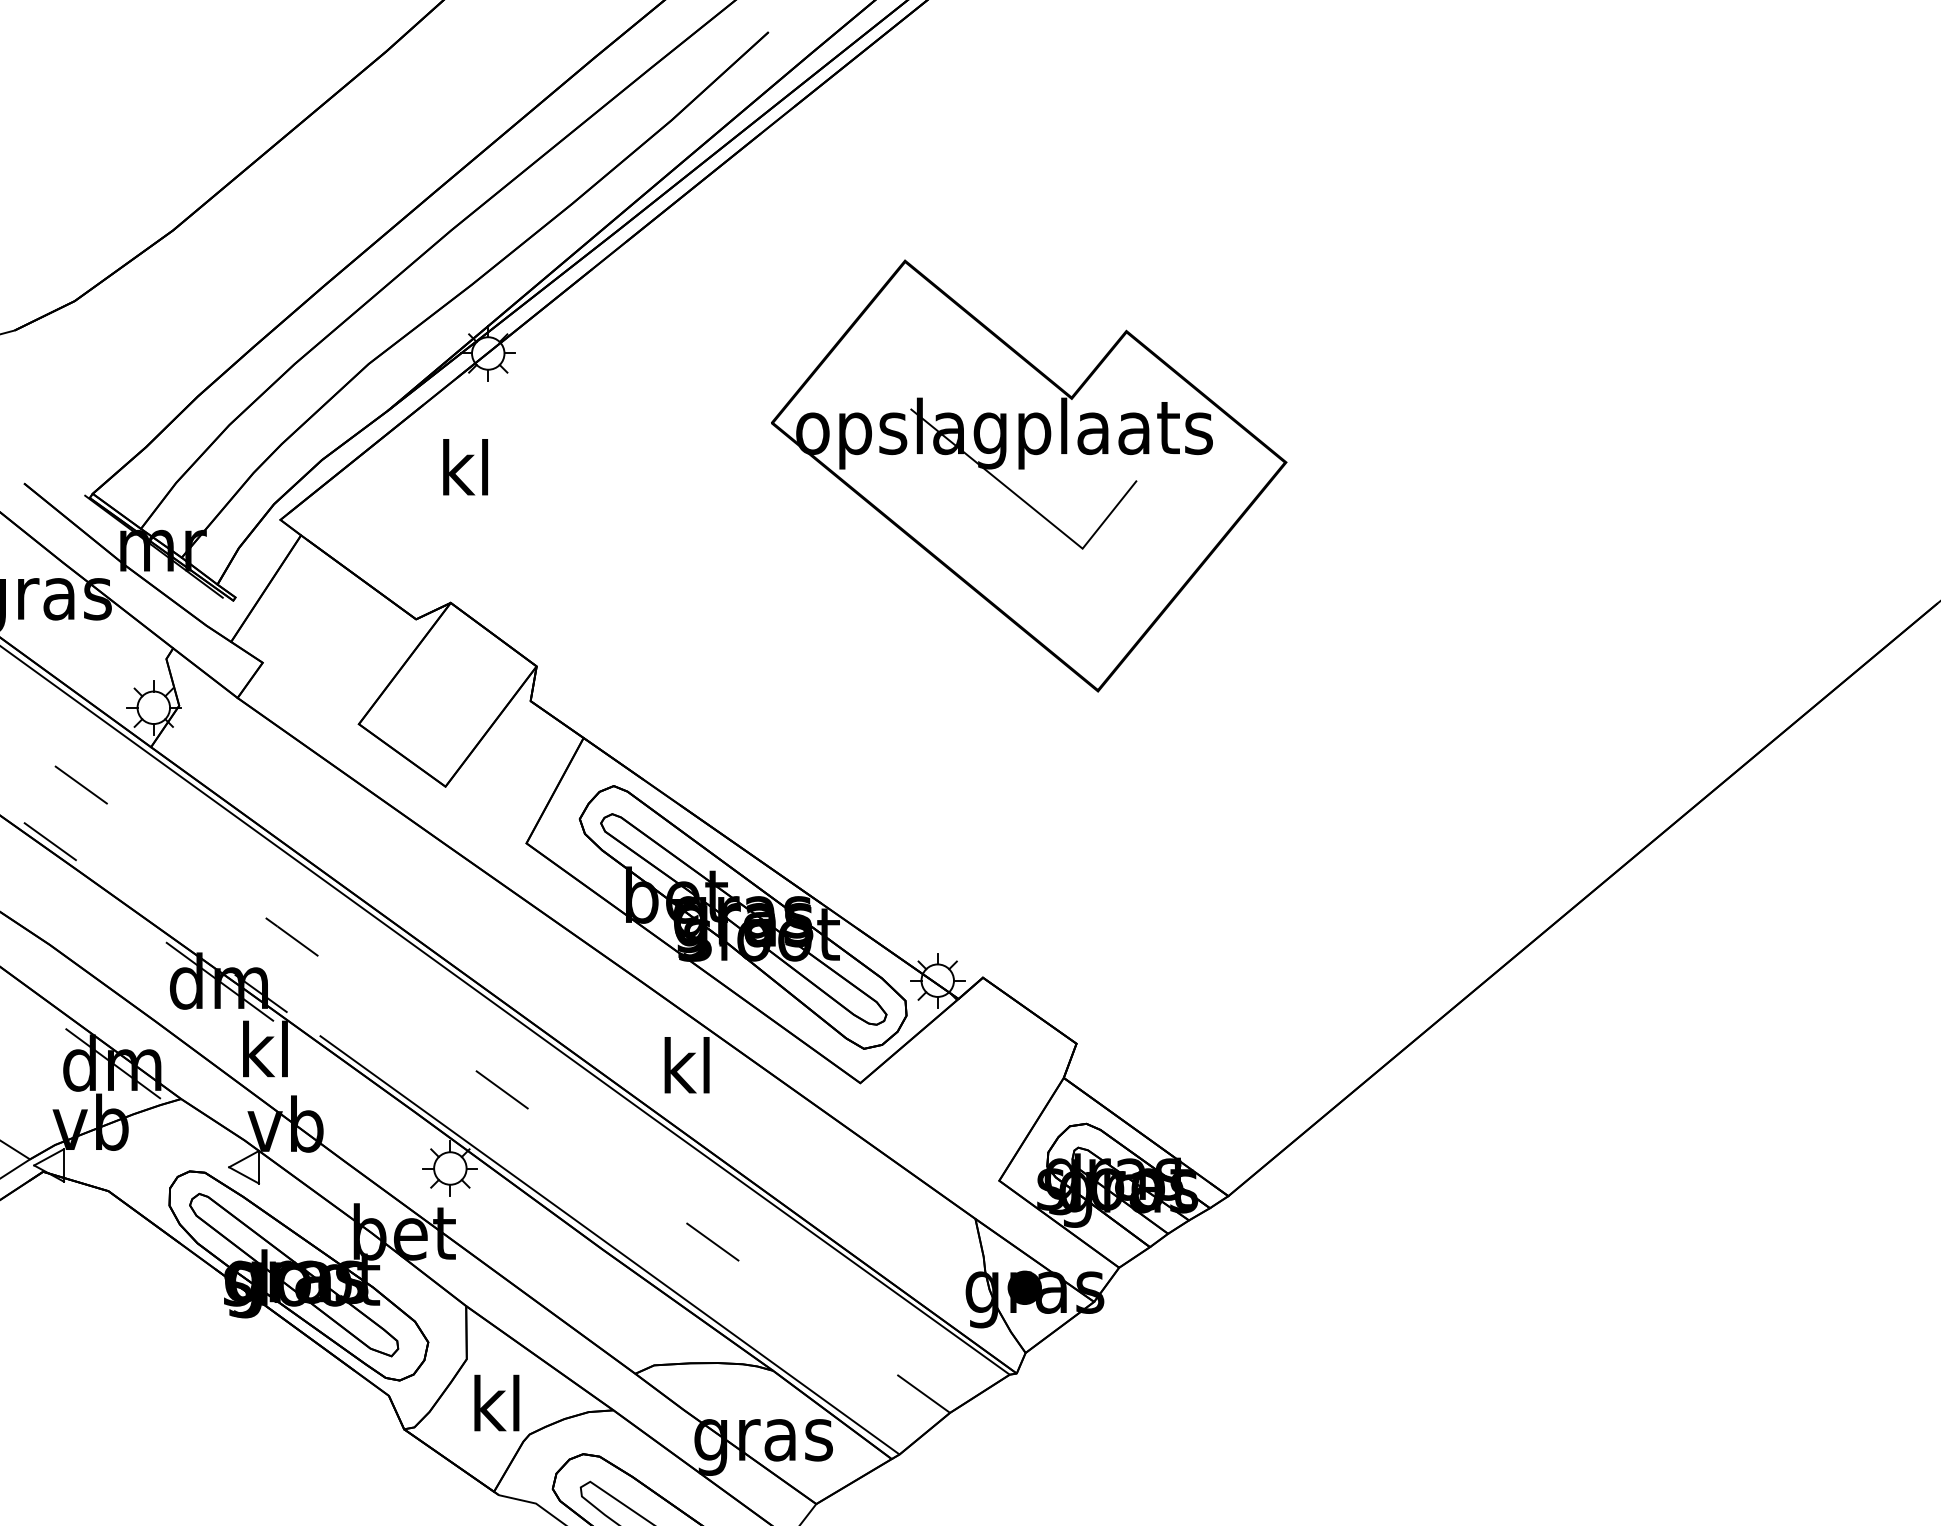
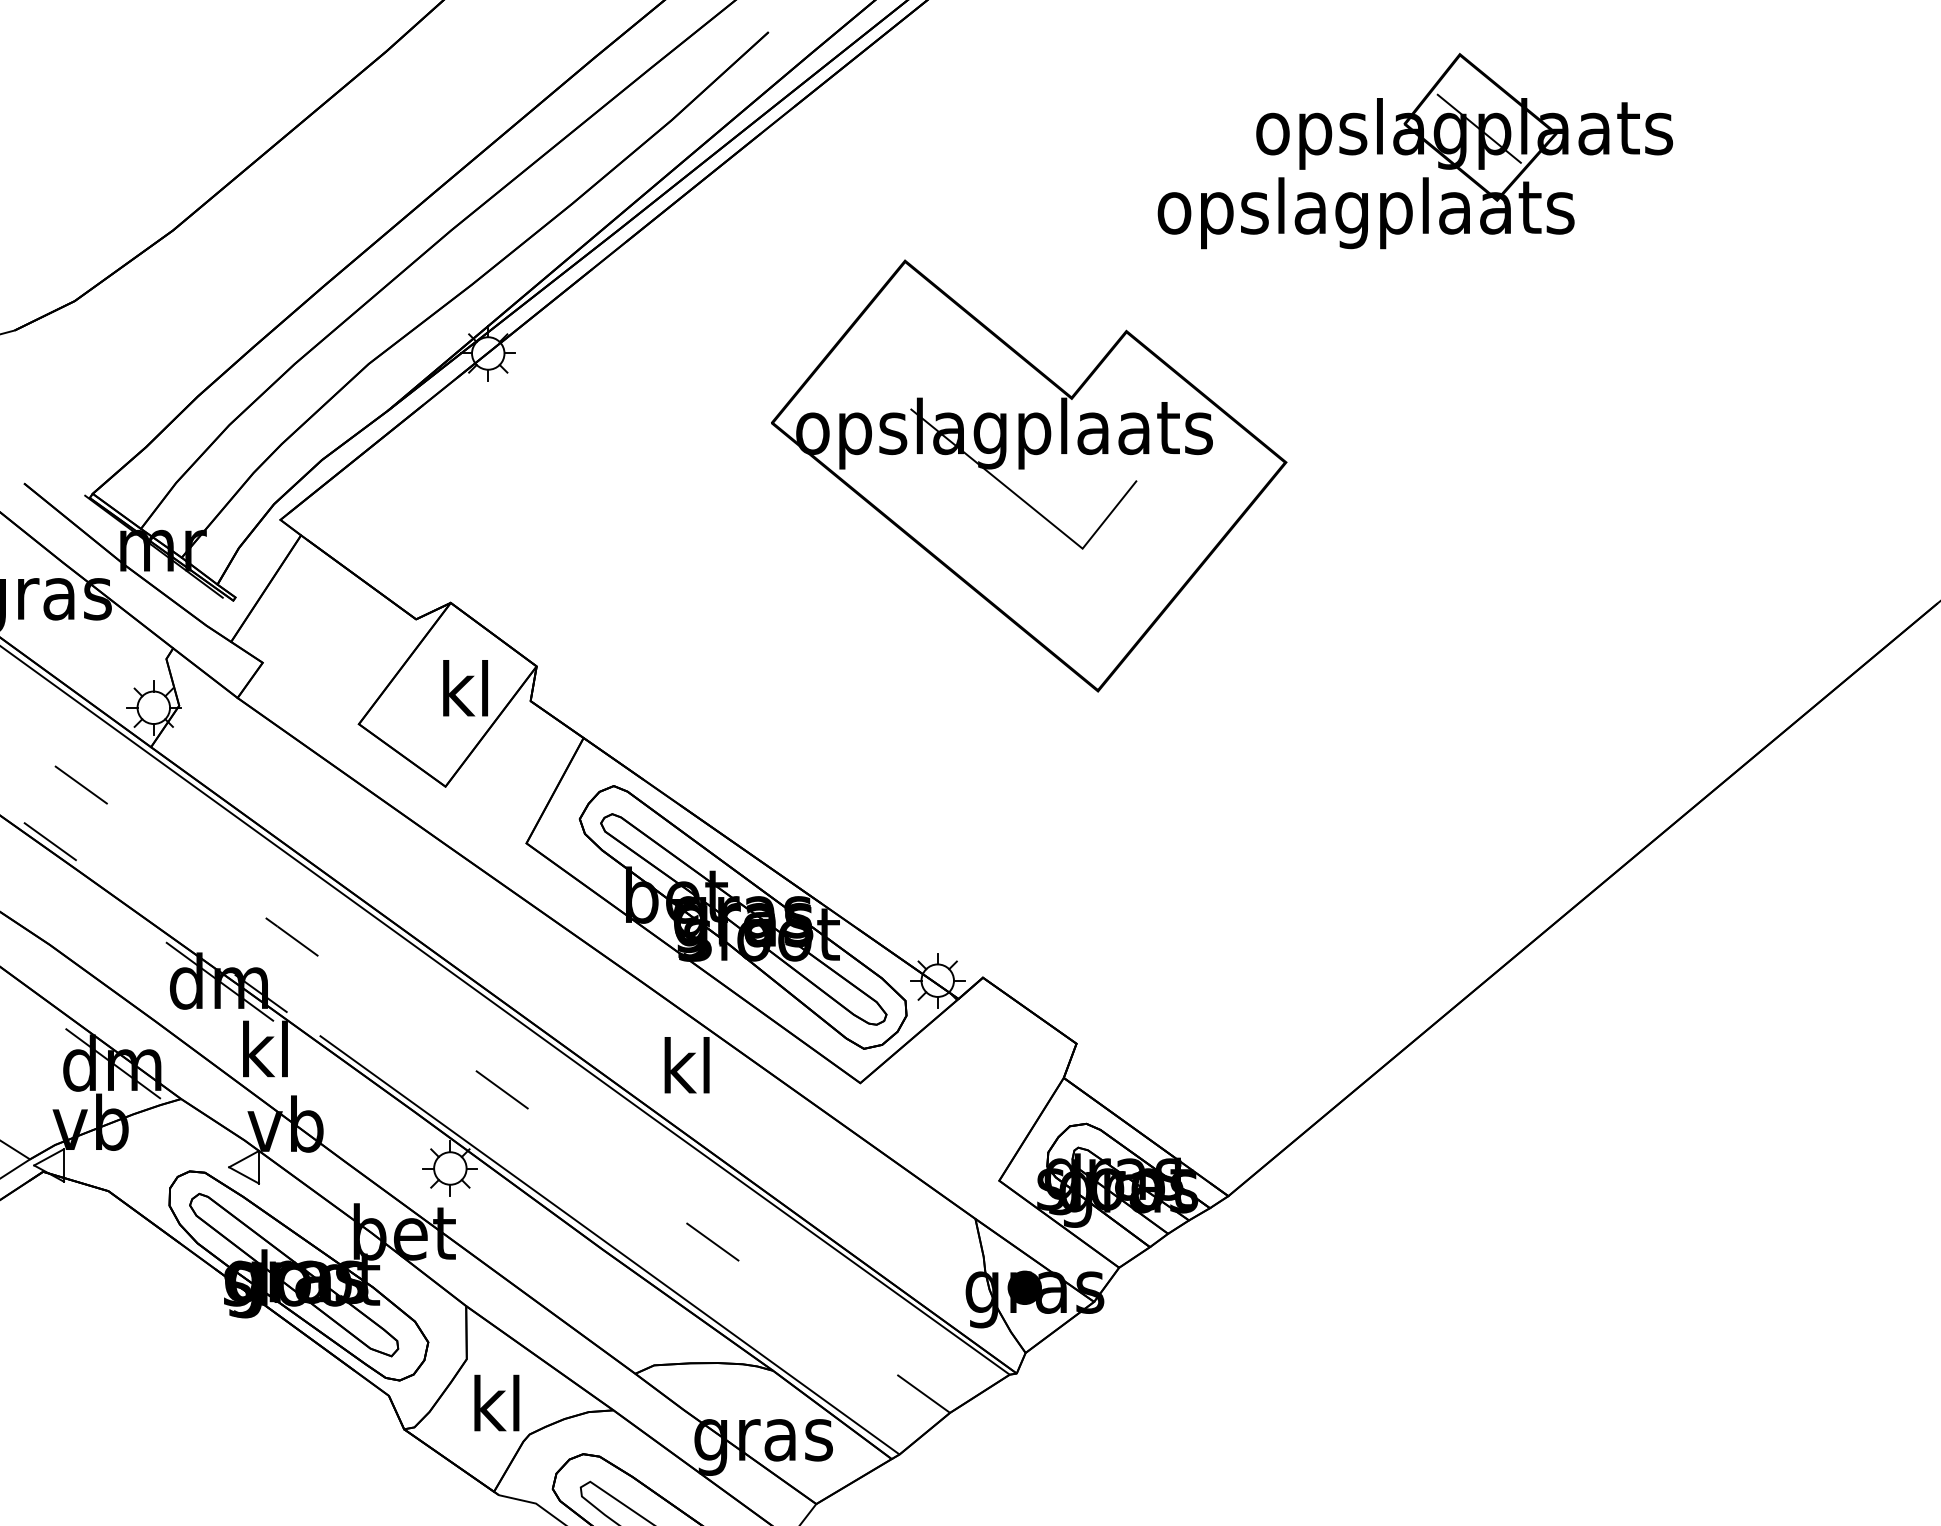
part: none -> present (1415, 151)
text position: (465, 467) -> (465, 688) (465, 688)
